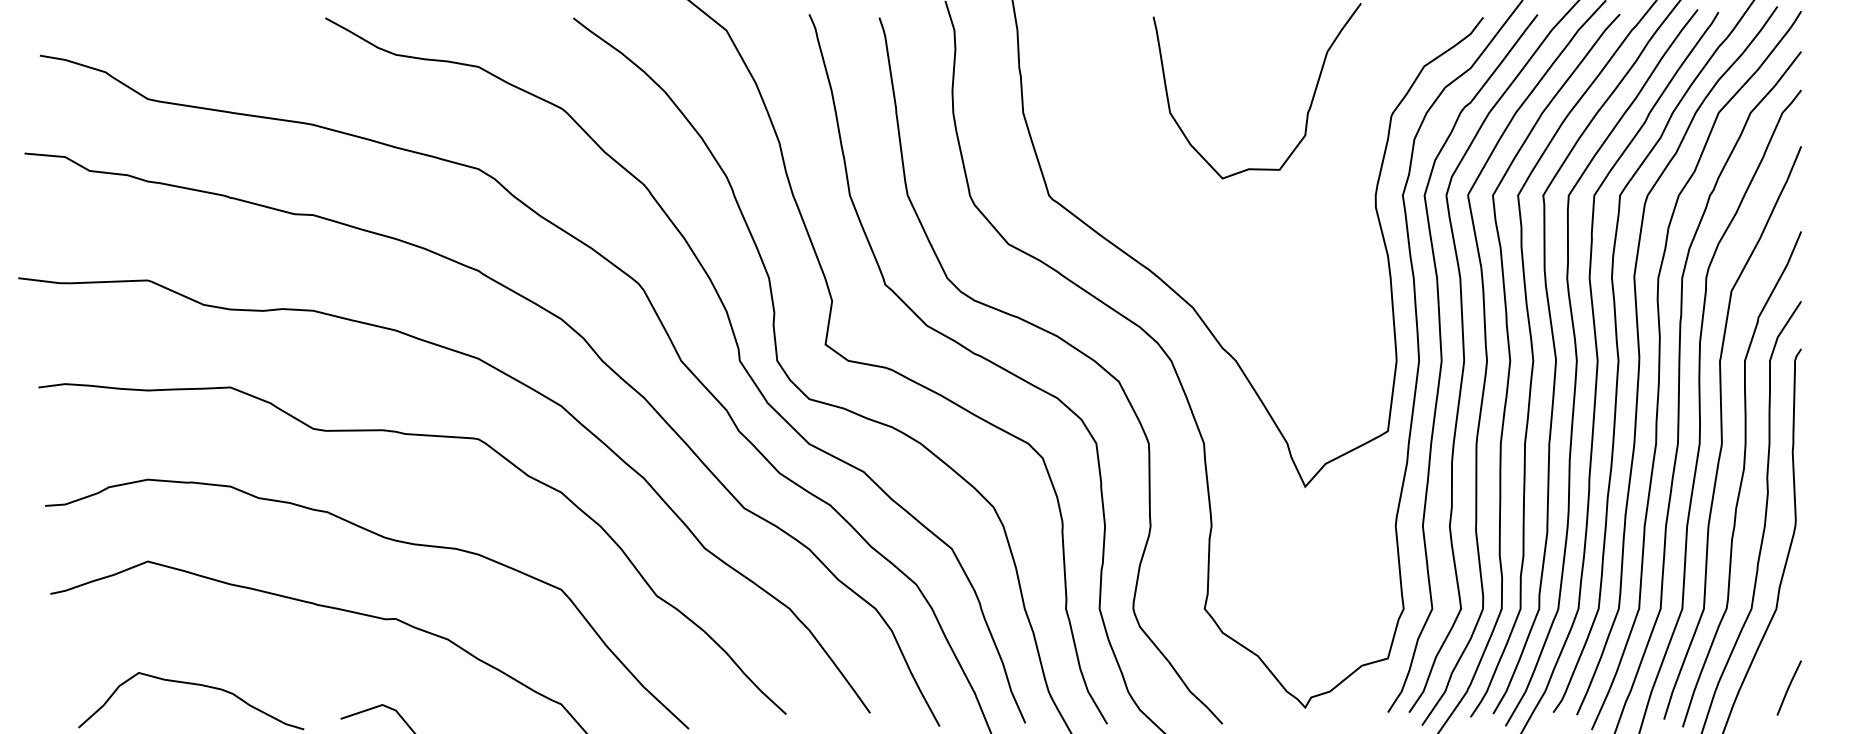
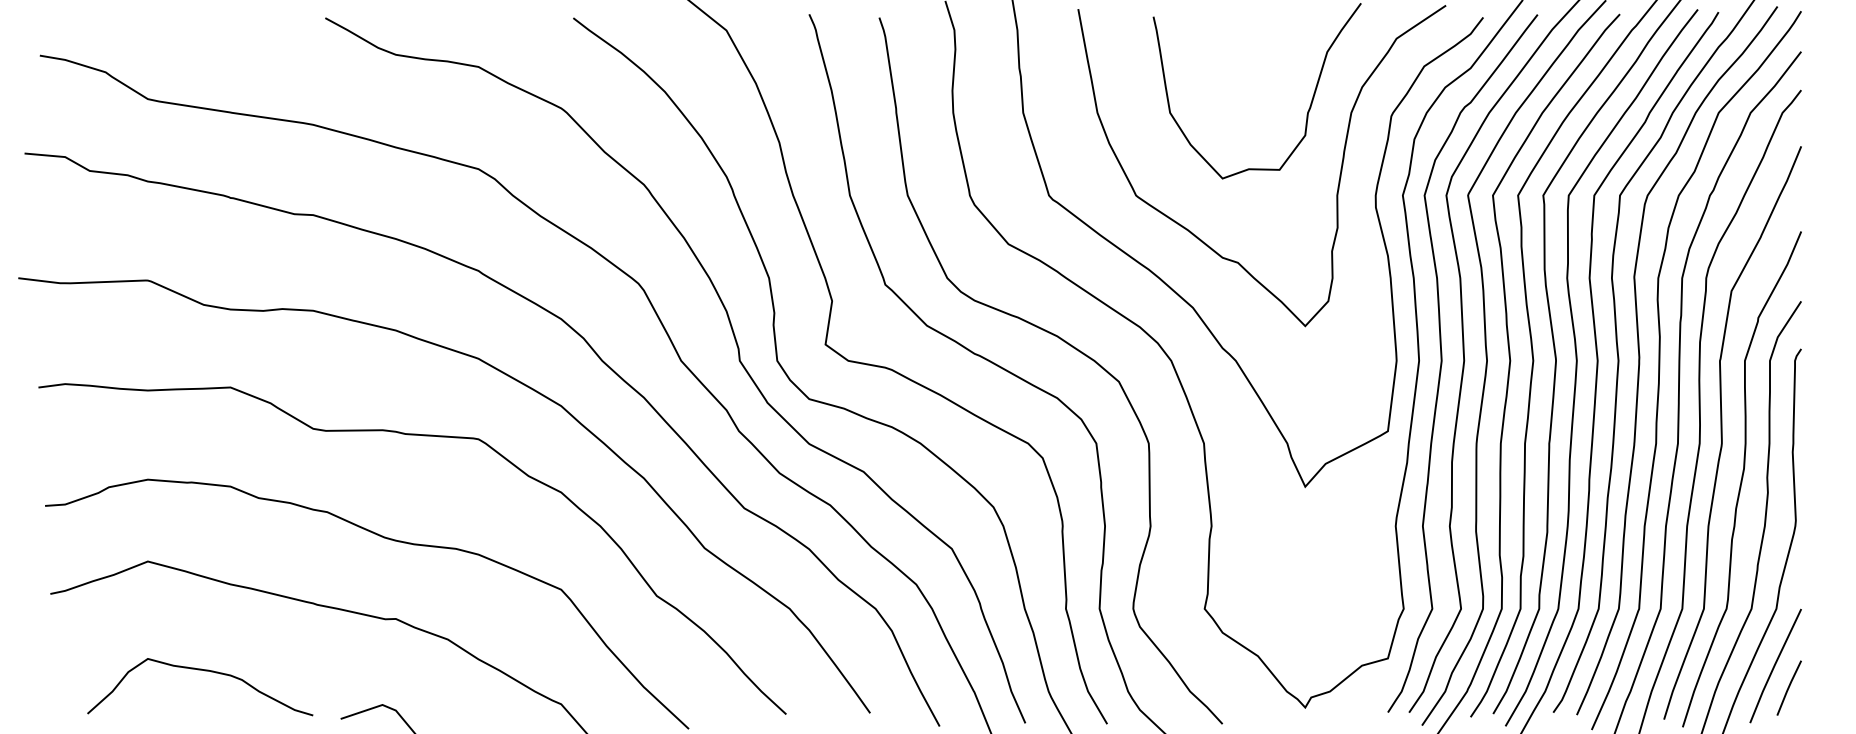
curve: none -> present (1338, 180)
line: none -> present (1775, 665)
curve position: (195, 685) -> (204, 671) (204, 671)
